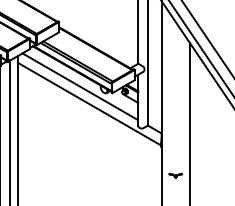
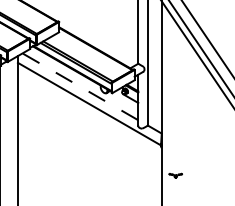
line: solid -> dashed (80, 86)
line: present -> none (189, 122)
line: present -> none (10, 131)
